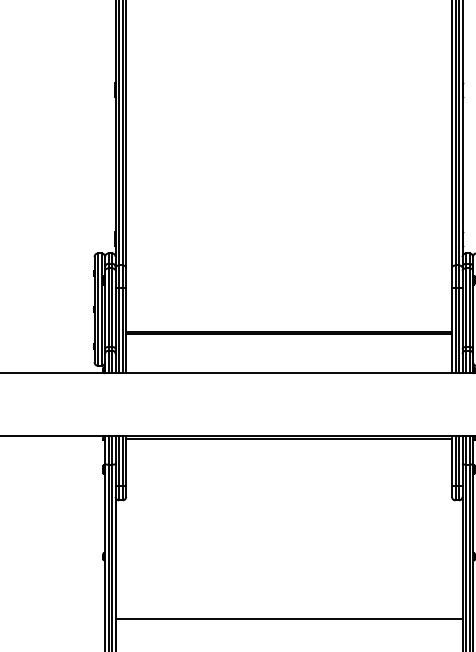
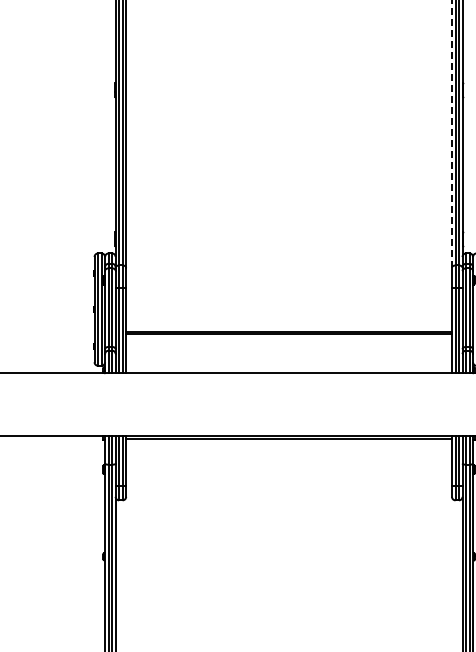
line: solid -> dashed (451, 134)
line: present -> none (288, 619)
